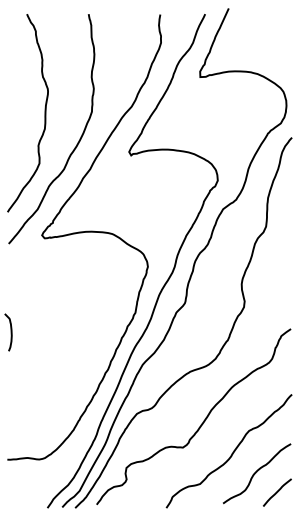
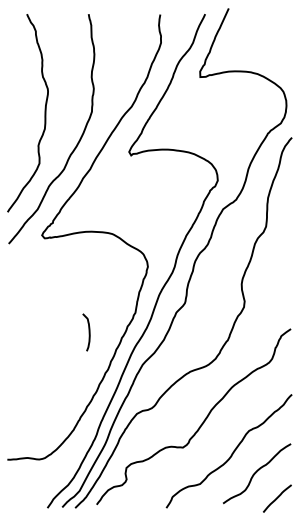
curve position: (10, 332) -> (88, 332) (88, 332)
line position: (277, 492) -> (277, 498) (277, 498)
